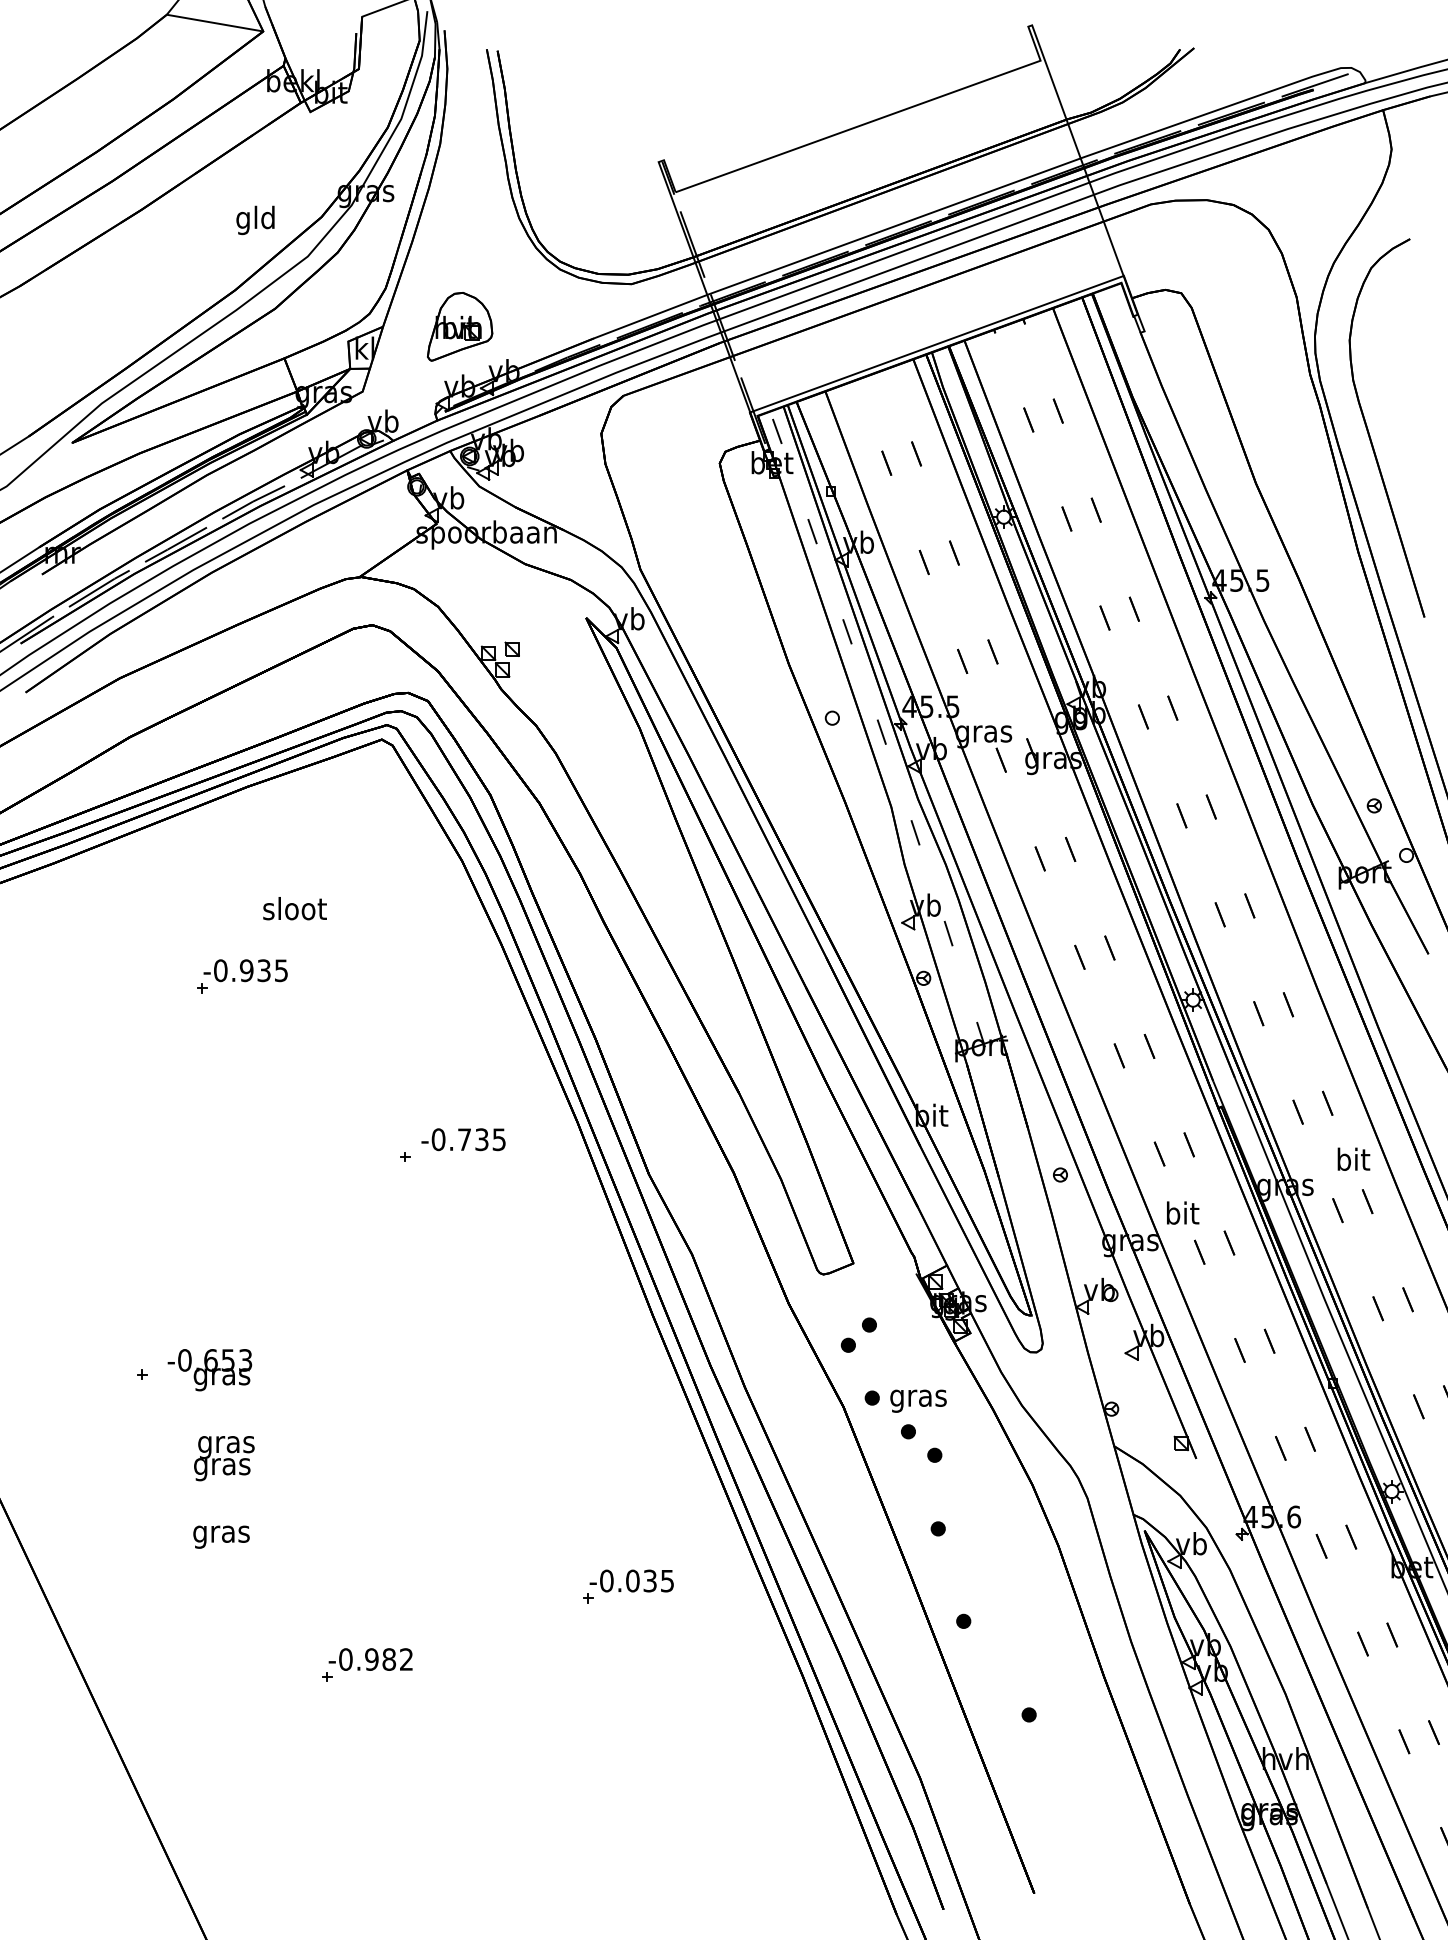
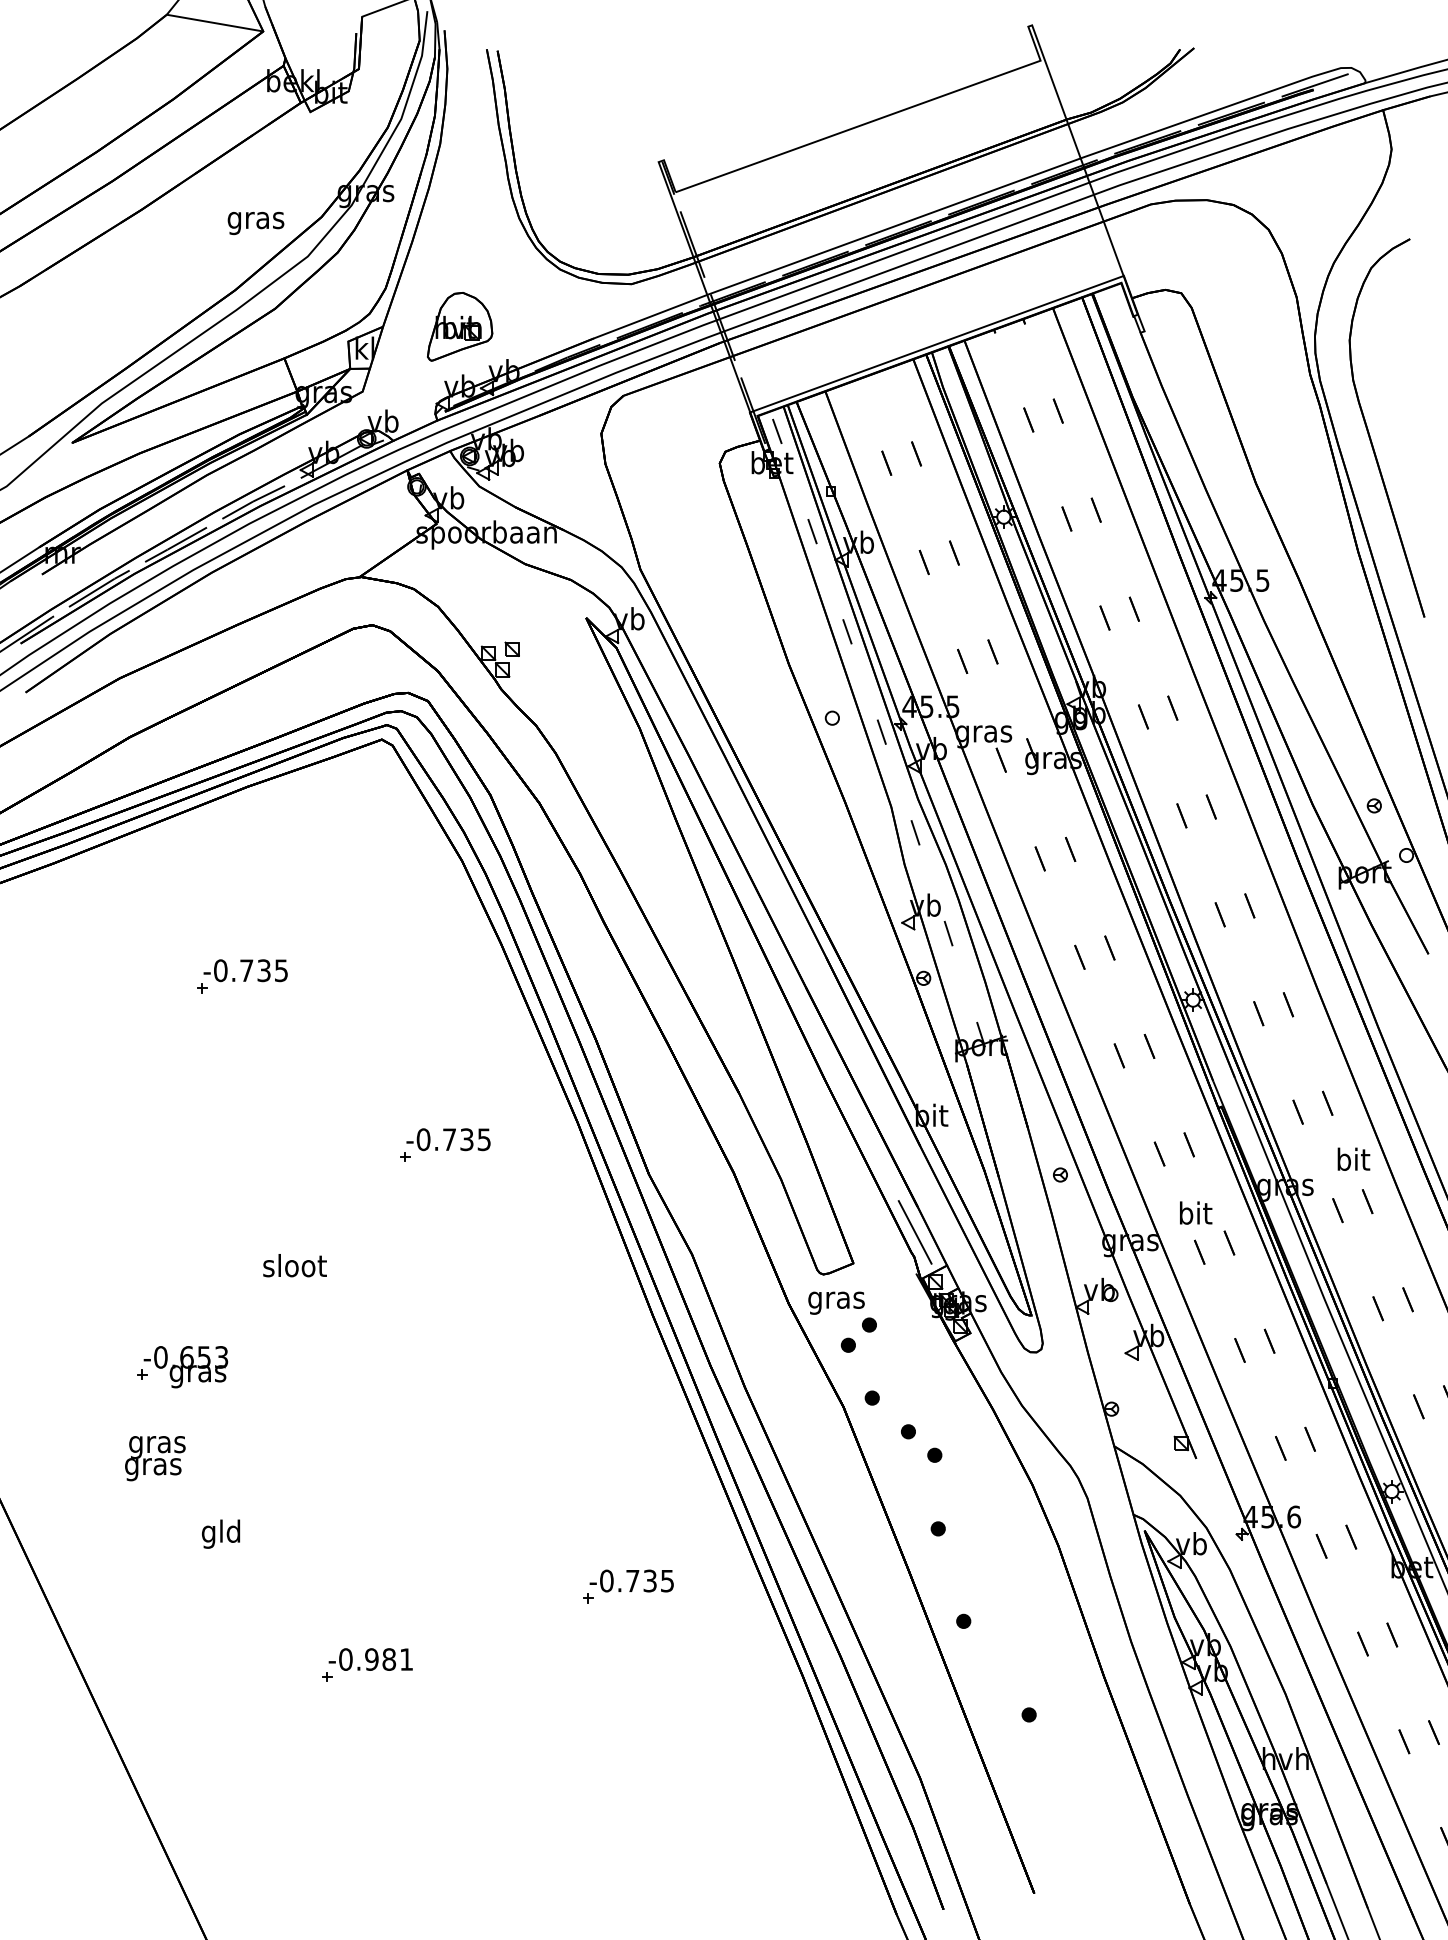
text: gld -> gras (255, 220)
text position: (294, 908) -> (294, 1265) (294, 1265)
text: -0.935 -> -0.735 (246, 970)
text position: (463, 1139) -> (448, 1139) (448, 1139)
text position: (1183, 1212) -> (1196, 1212) (1196, 1212)
line: none -> present (914, 1232)
text position: (209, 1370) -> (185, 1367) (185, 1367)
text position: (918, 1400) -> (836, 1302) (836, 1302)
text position: (224, 1458) -> (155, 1458) (155, 1458)
text: gras -> gld (221, 1533)
text: -0.035 -> -0.735 (632, 1580)
text: -0.982 -> -0.981 (406, 1659)
